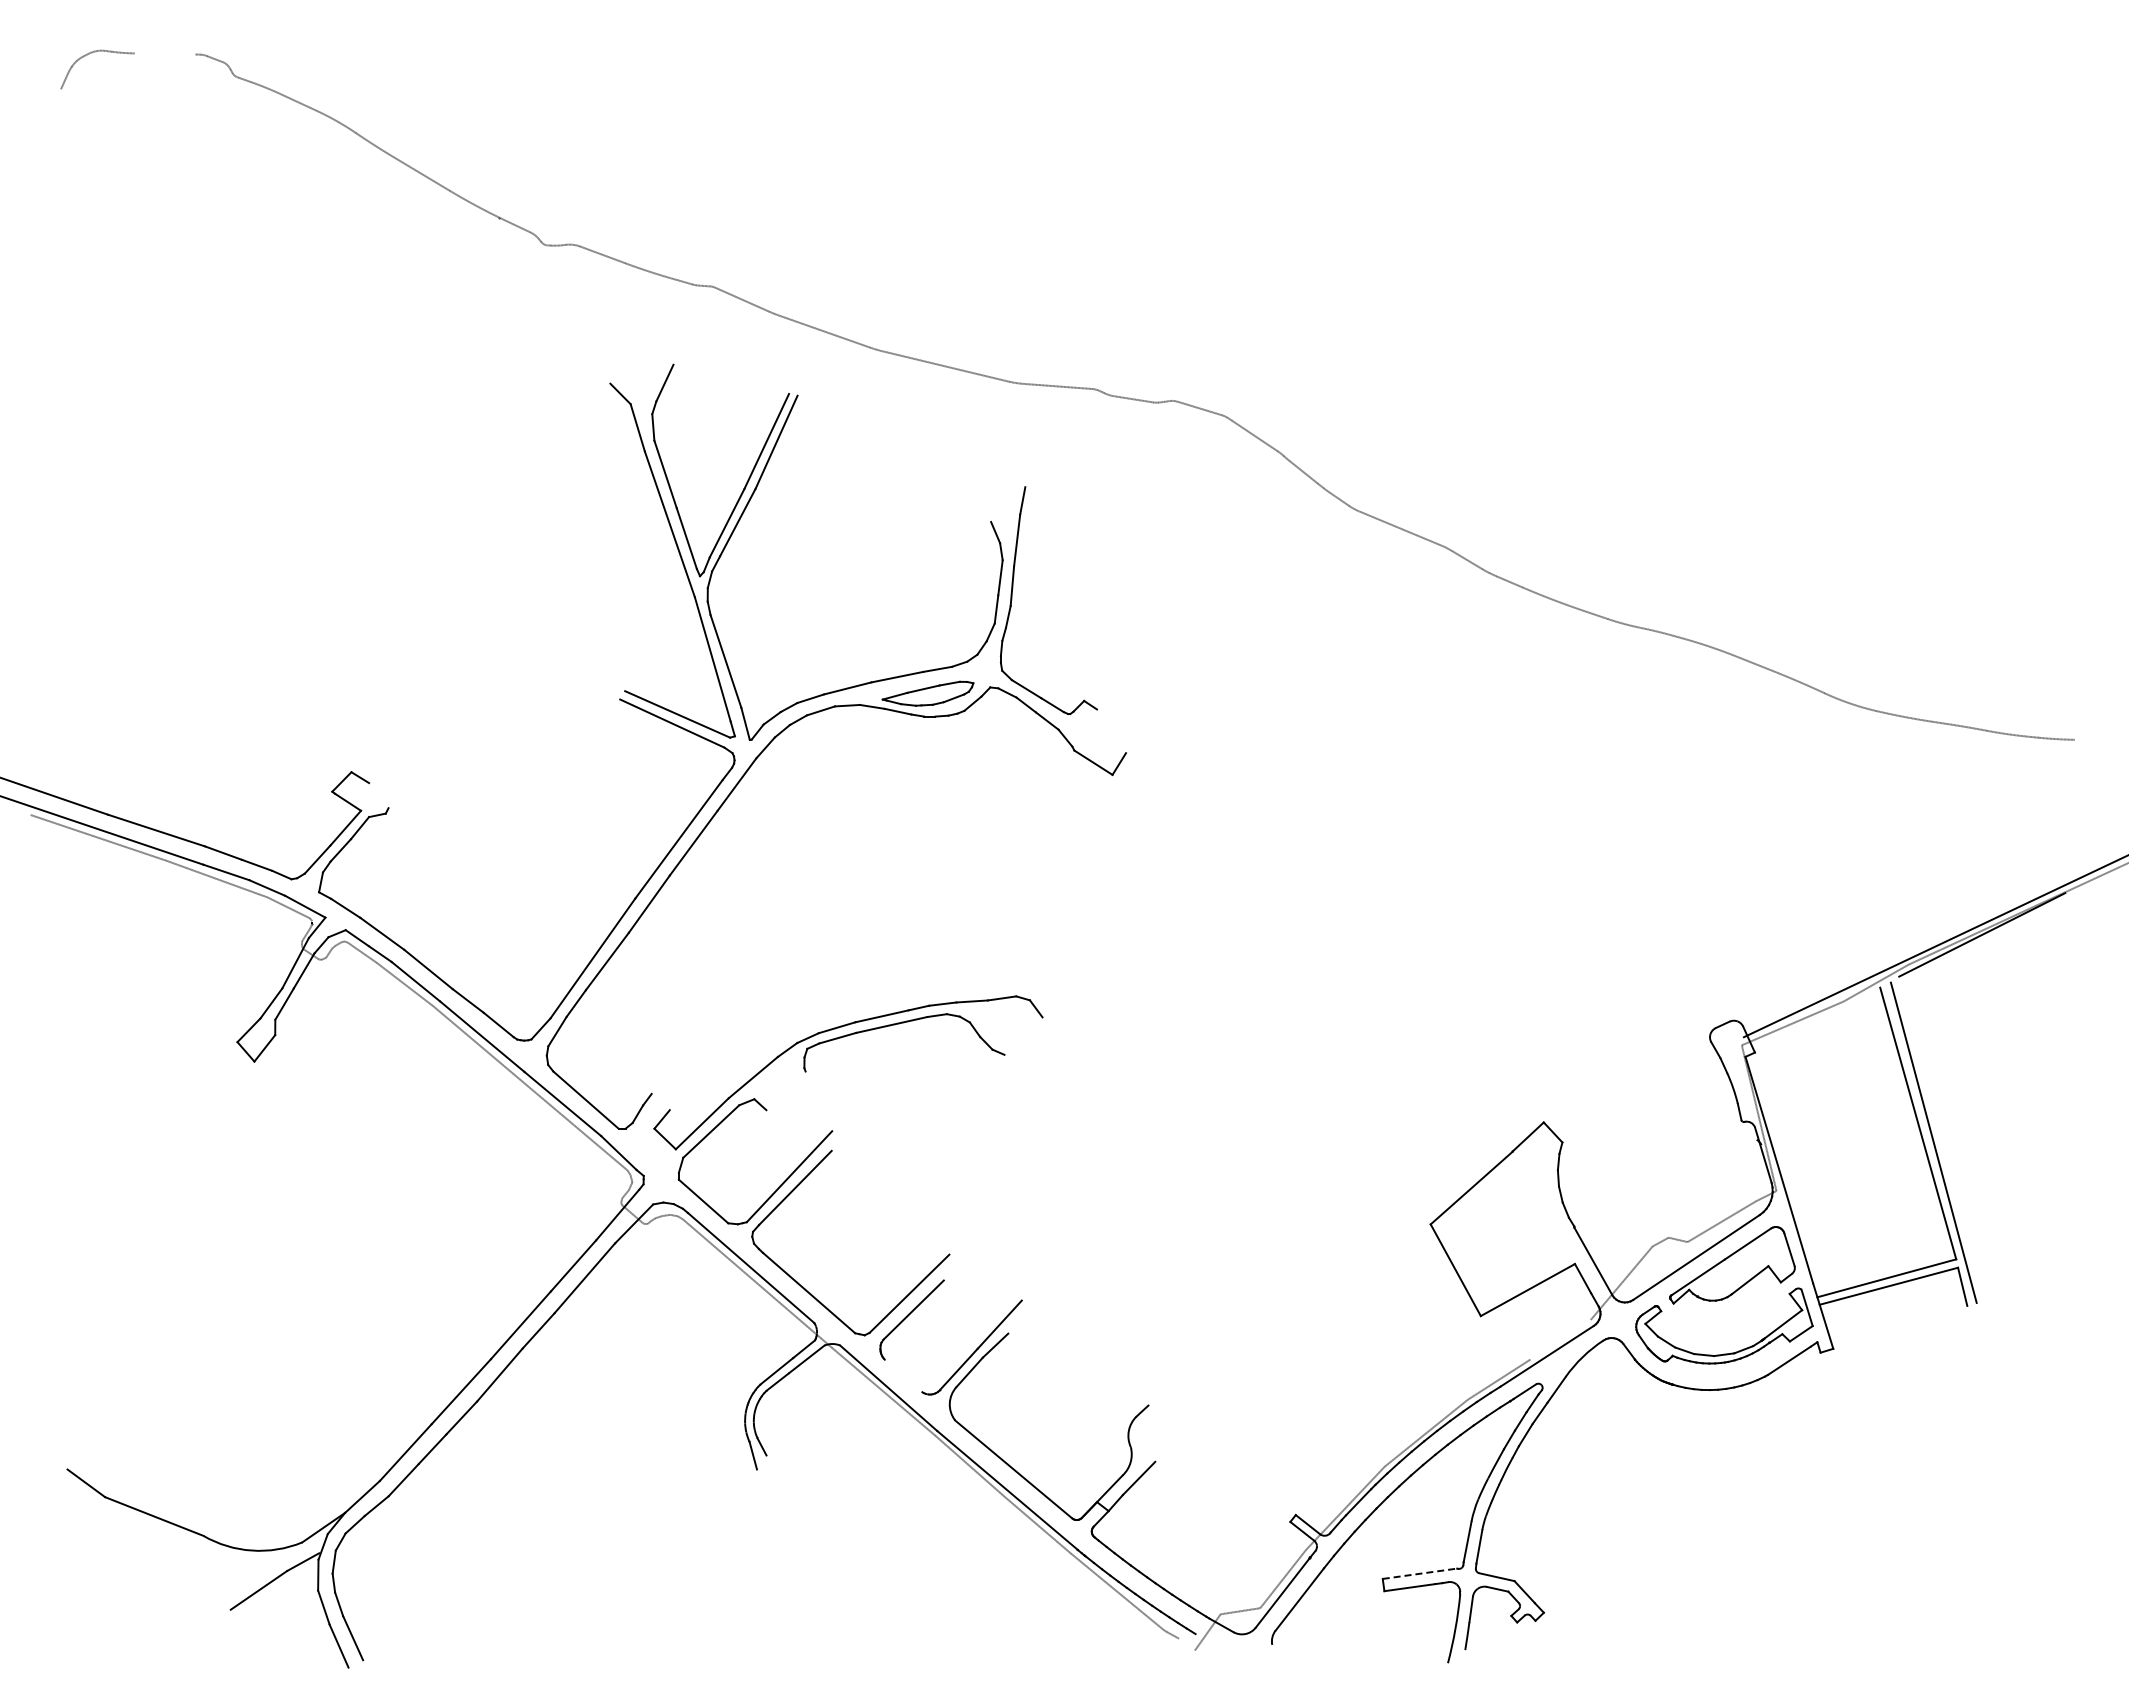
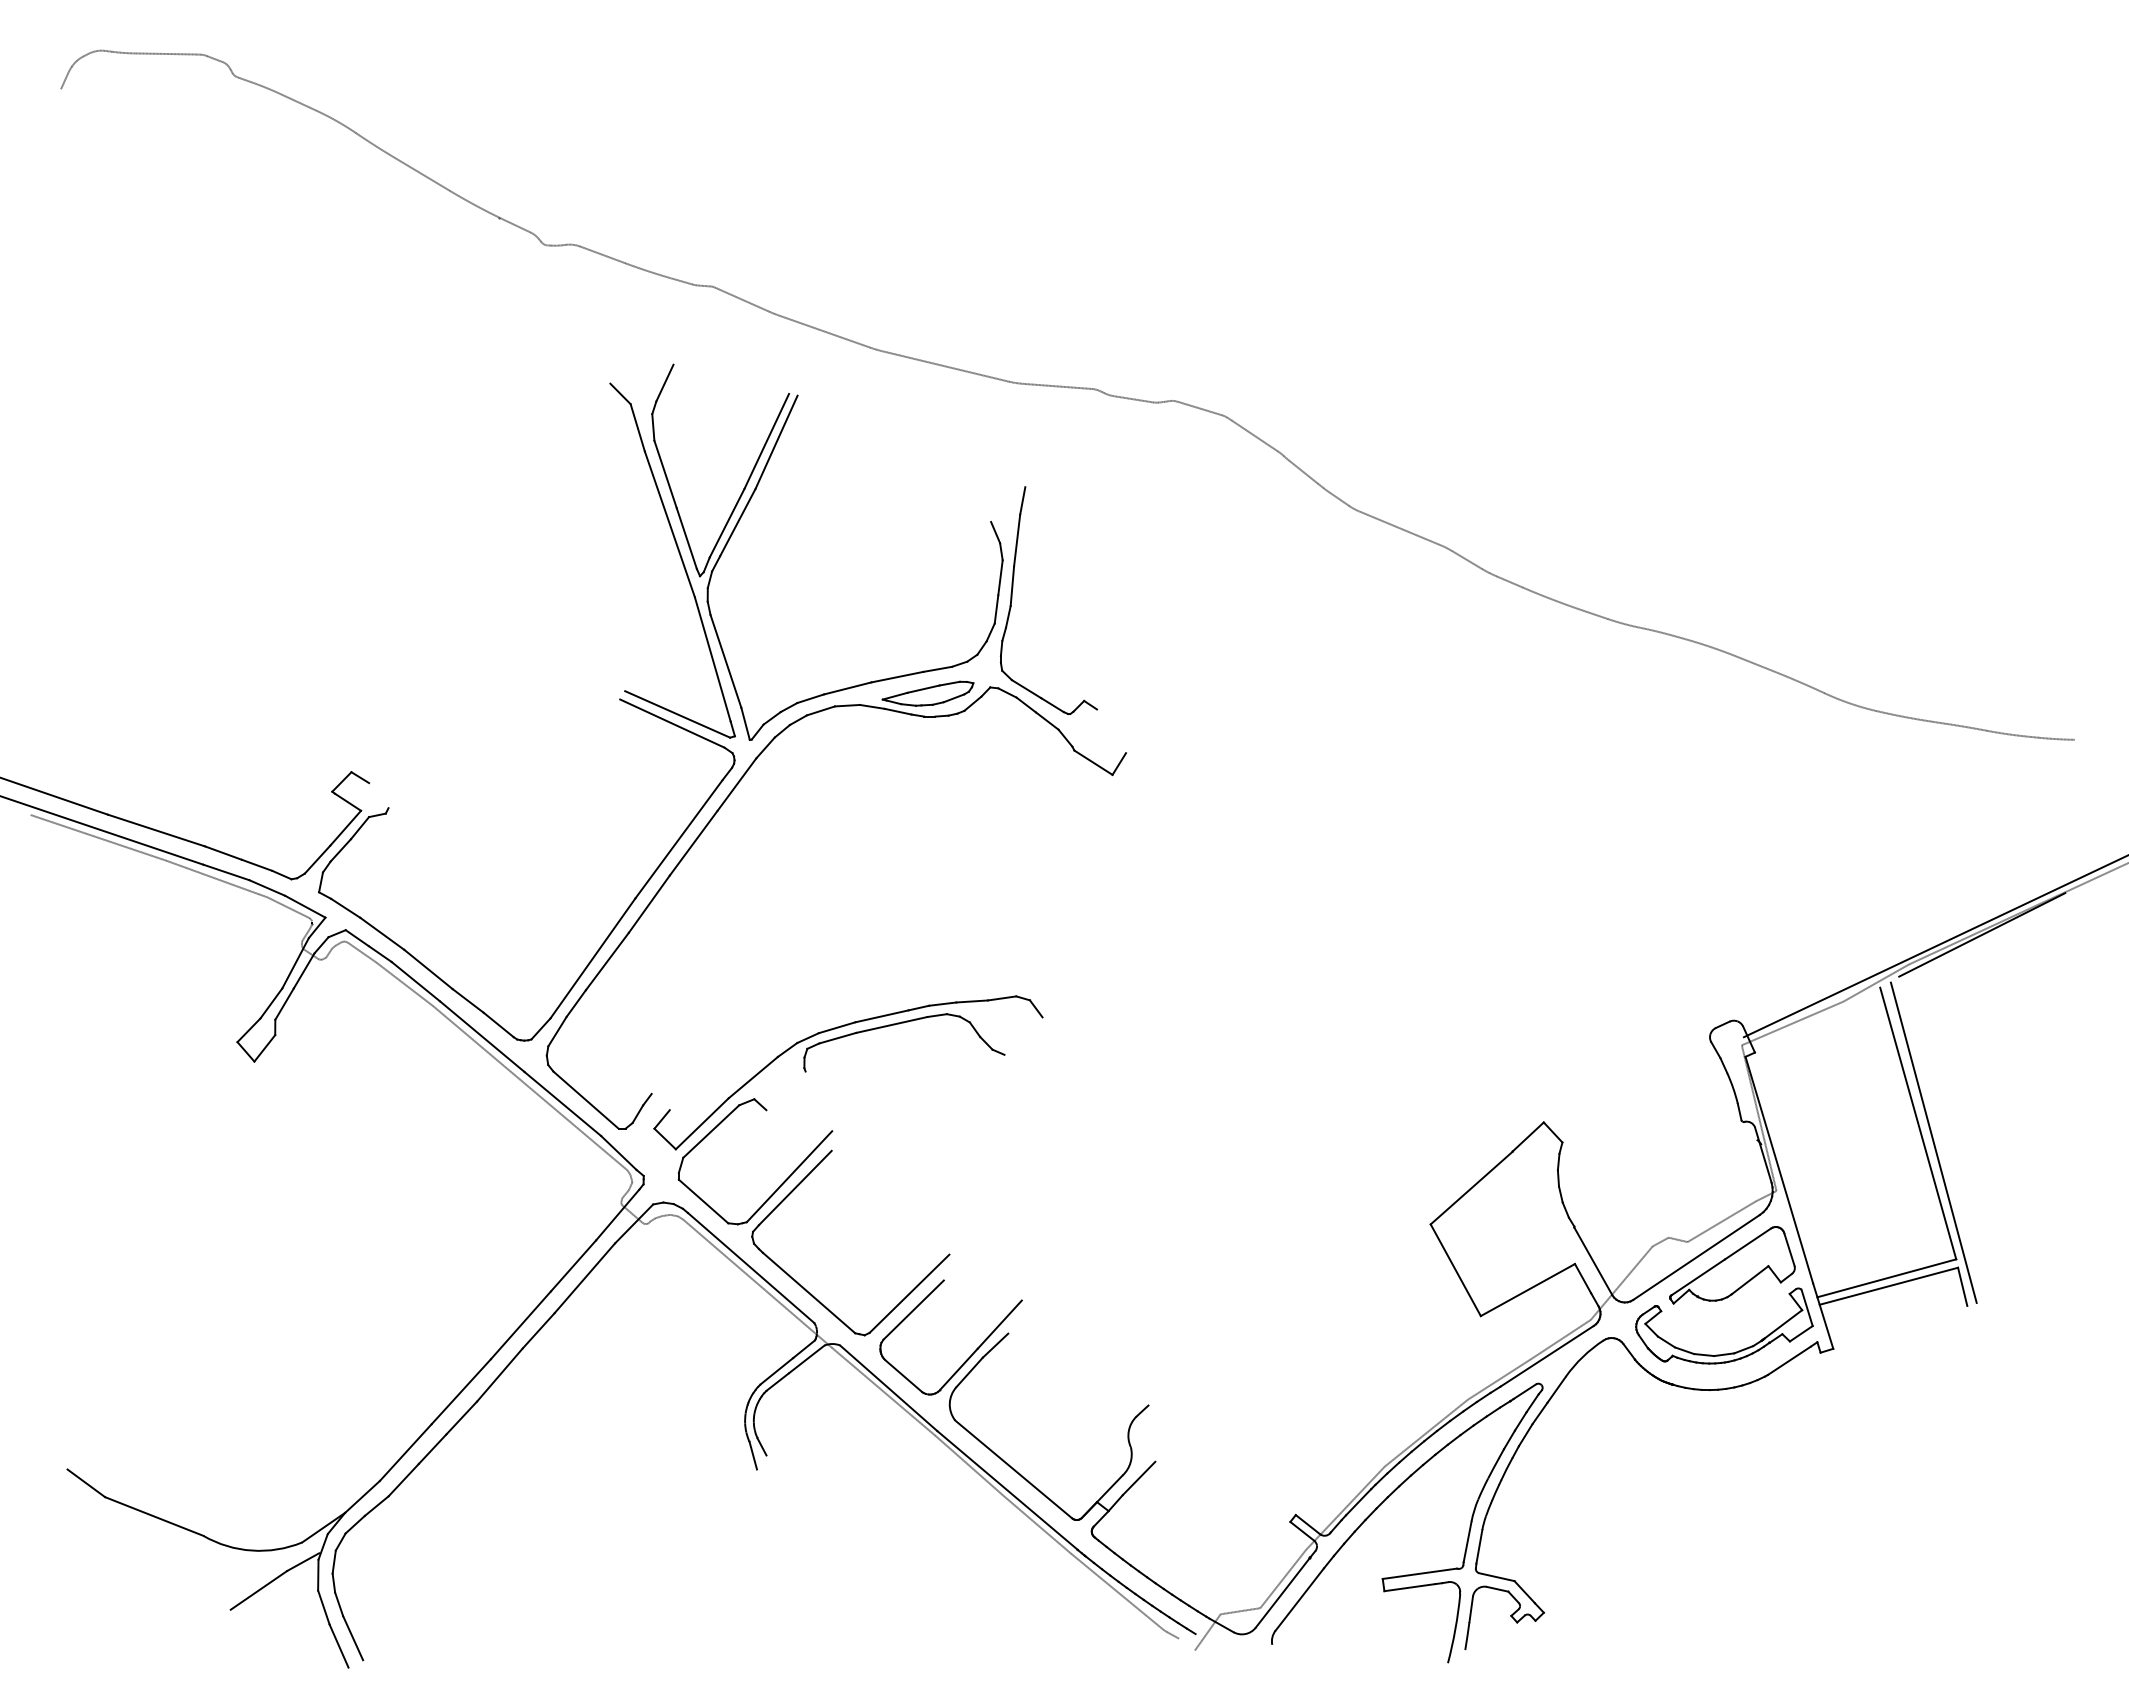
line: none -> present (164, 53)
line: none -> present (1560, 1339)
line: none -> present (903, 1376)
line: dashed -> solid (1420, 1573)
